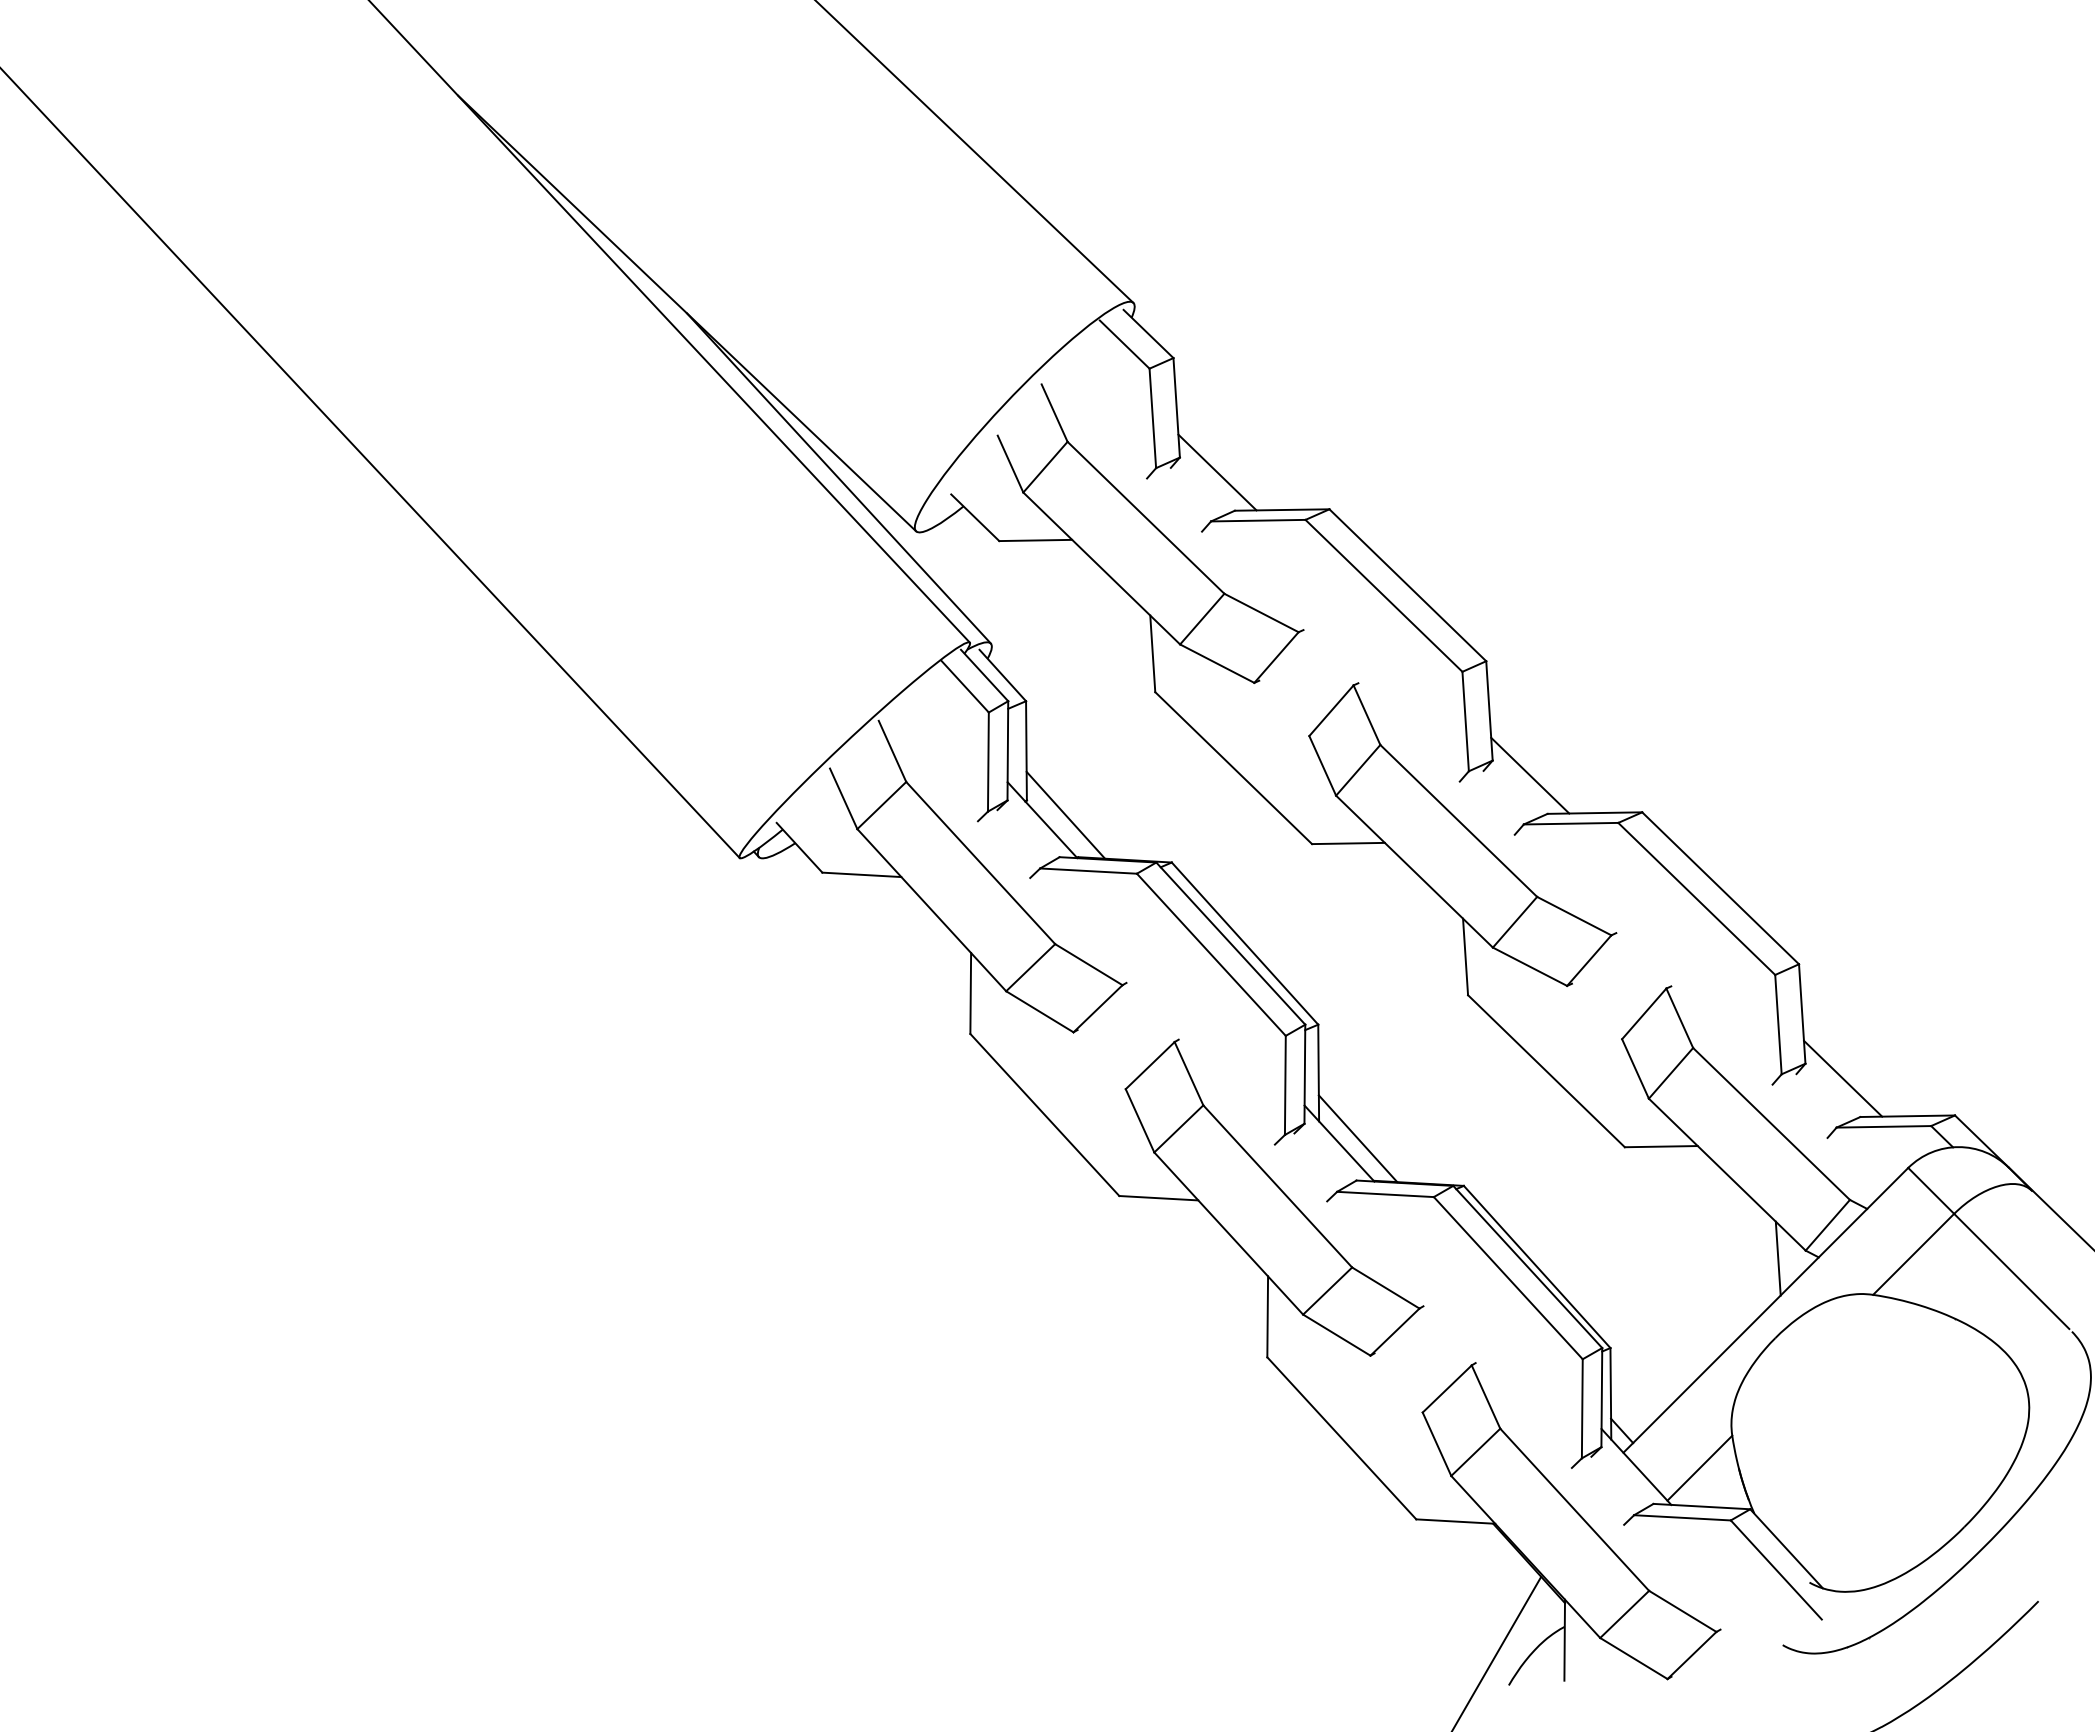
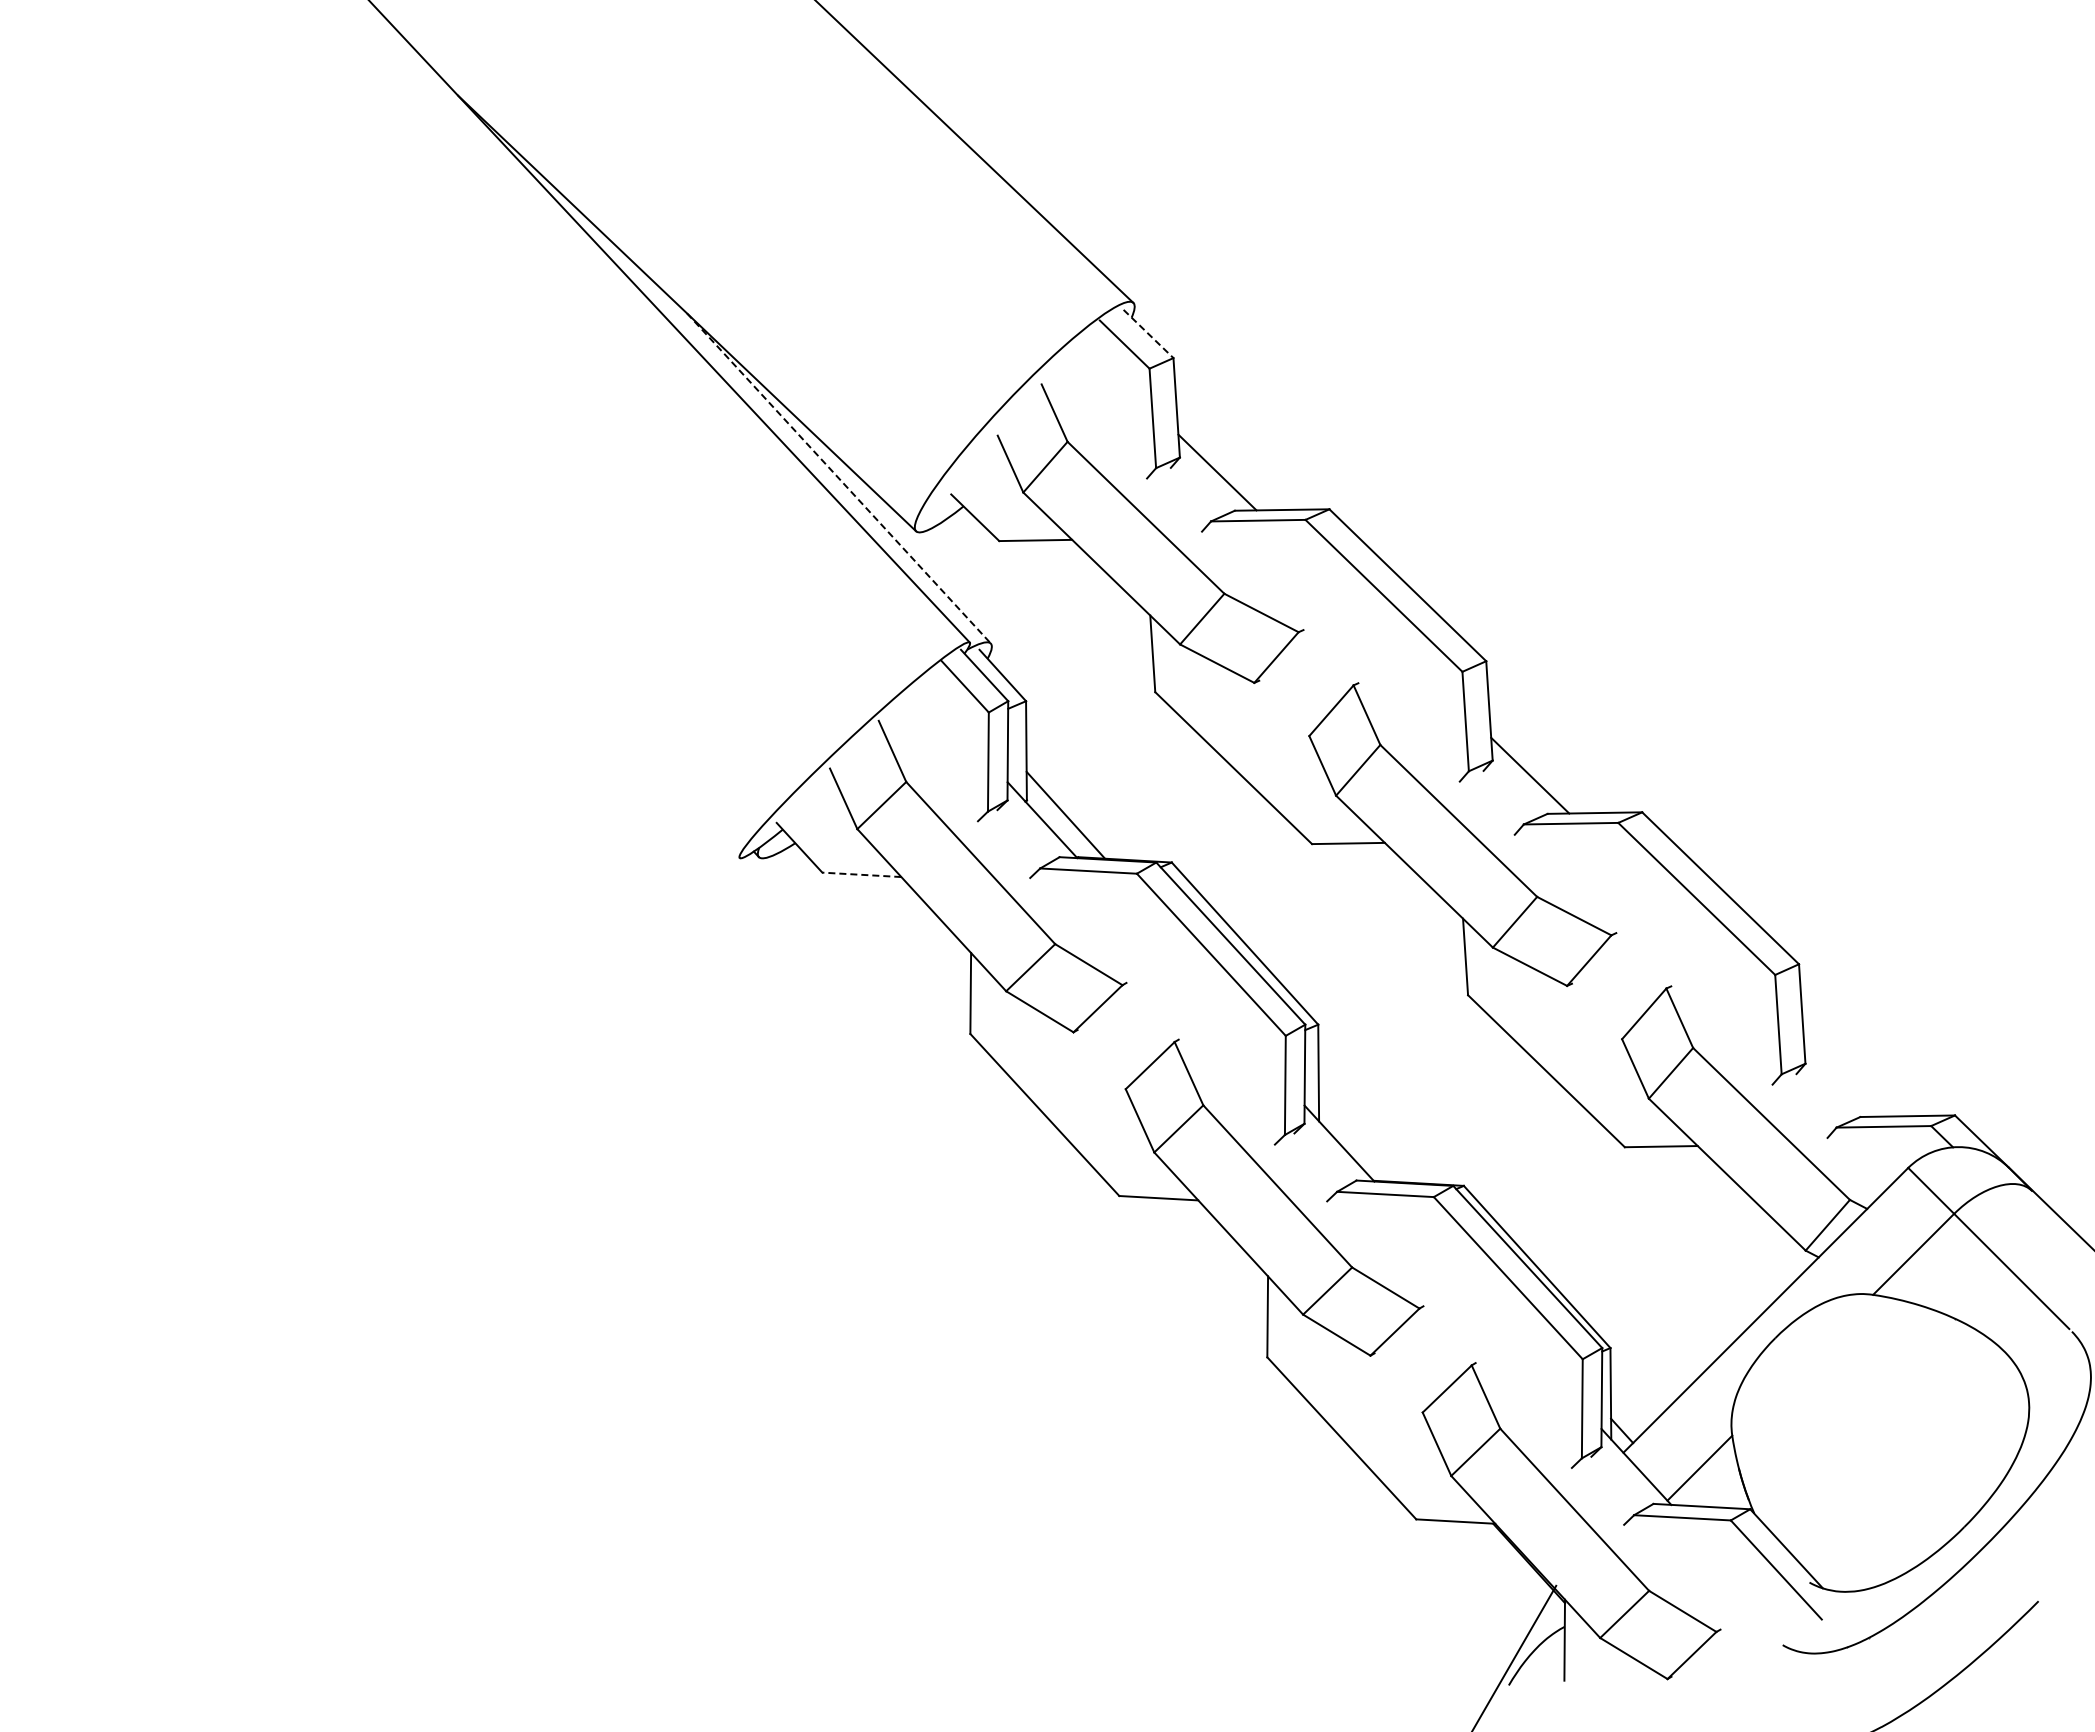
line: solid -> dashed (1148, 334)
line: present -> none (370, 464)
line: solid -> dashed (839, 478)
line: solid -> dashed (861, 874)
line: present -> none (1843, 1078)
line: present -> none (1357, 1138)
line: present -> none (1777, 1258)
line position: (1497, 1652) -> (1514, 1656) (1514, 1656)
